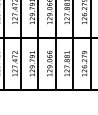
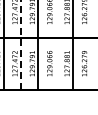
line: solid -> dashed (21, 45)
line: present -> none (55, 45)
line: present -> none (90, 45)
